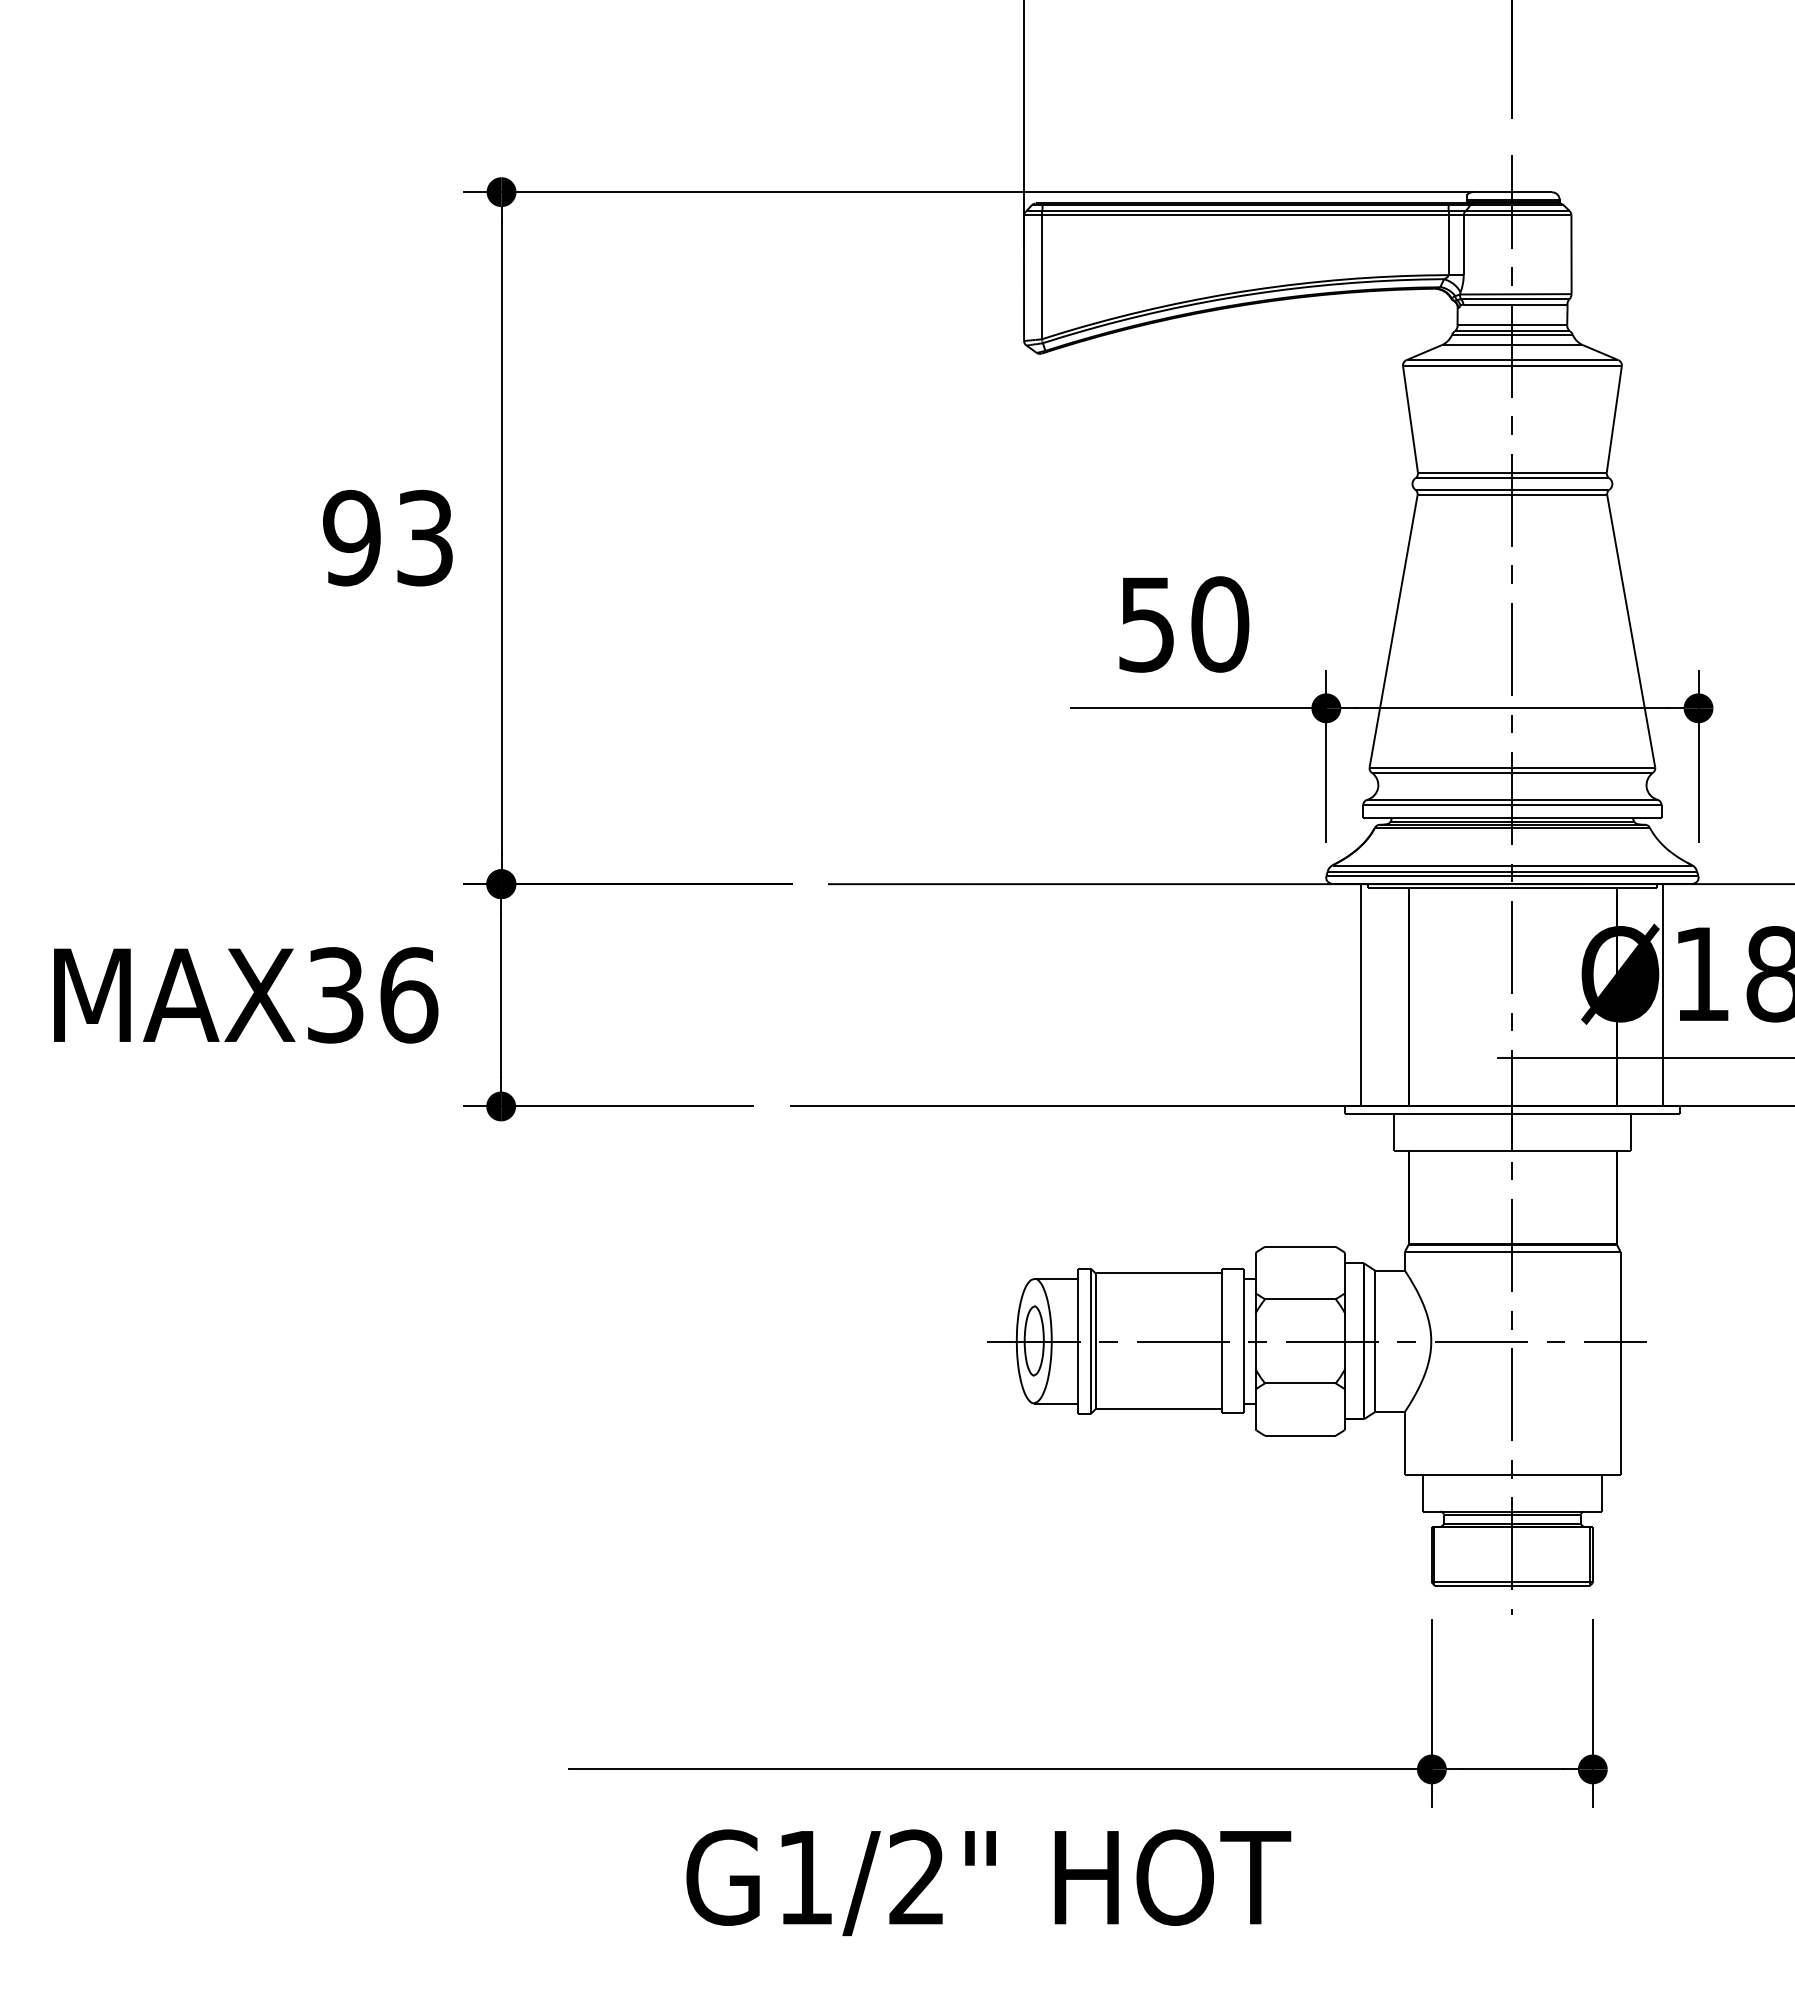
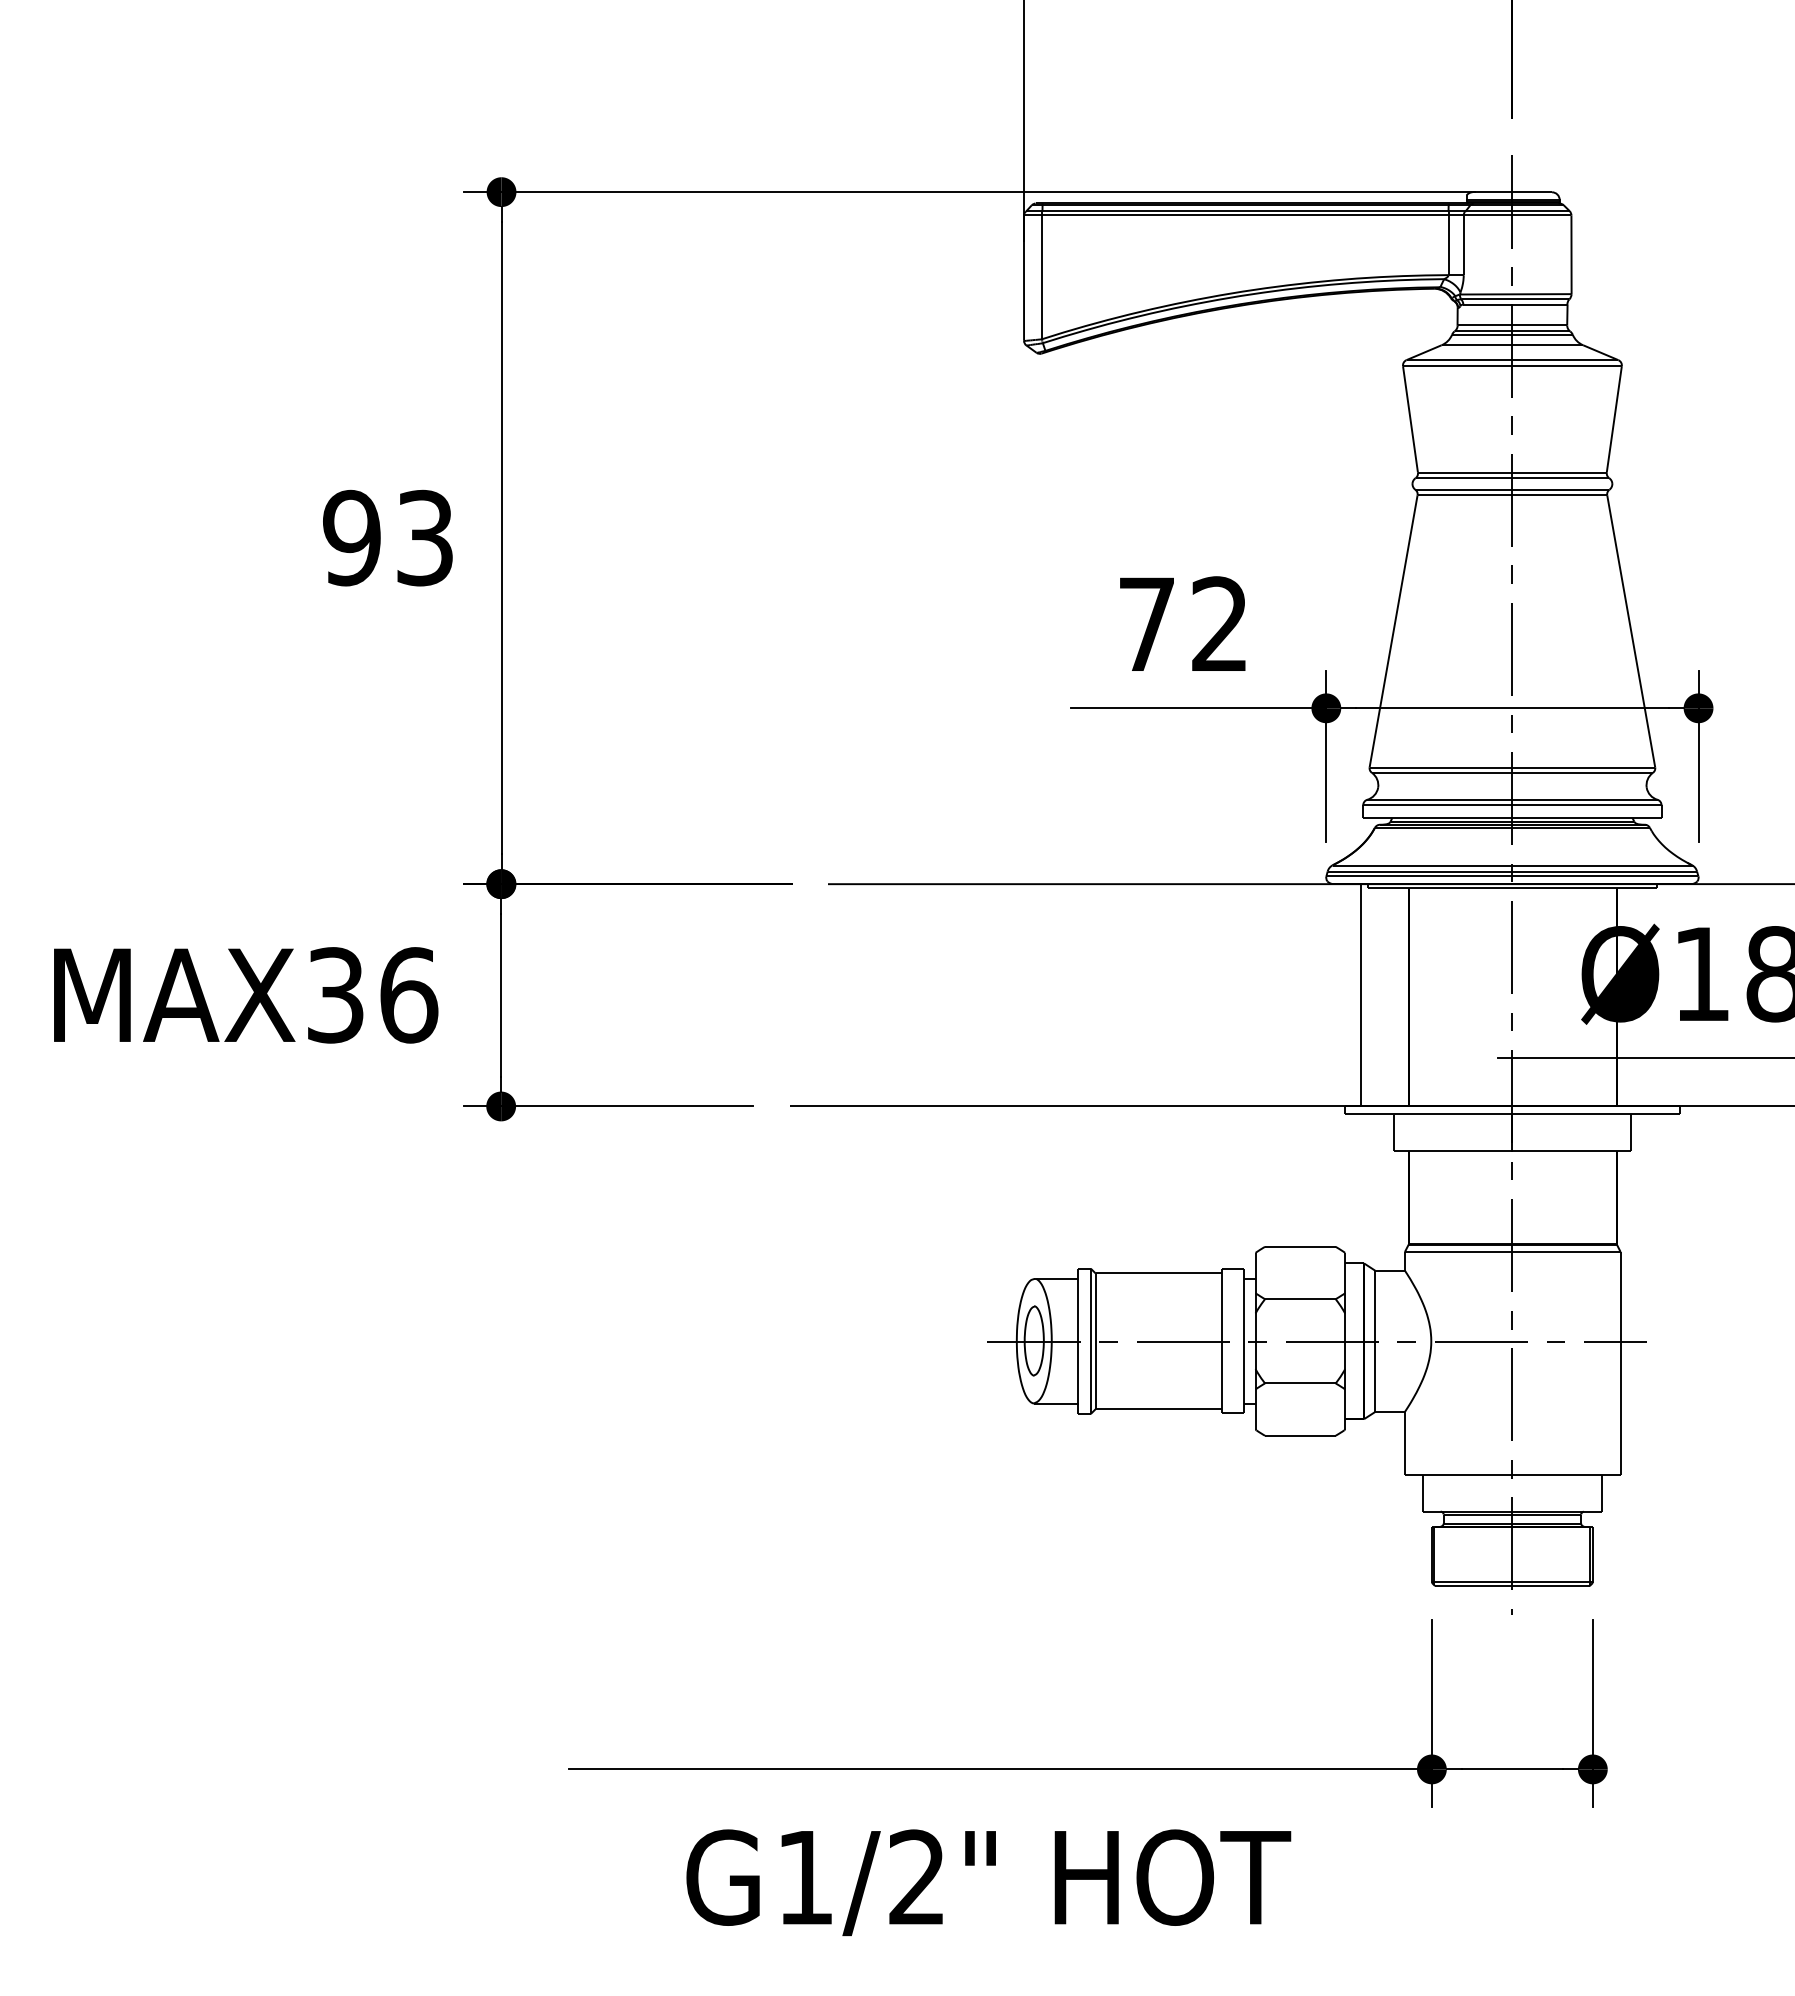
text: 50 -> 72 (1184, 624)
line: present -> none (1663, 995)
